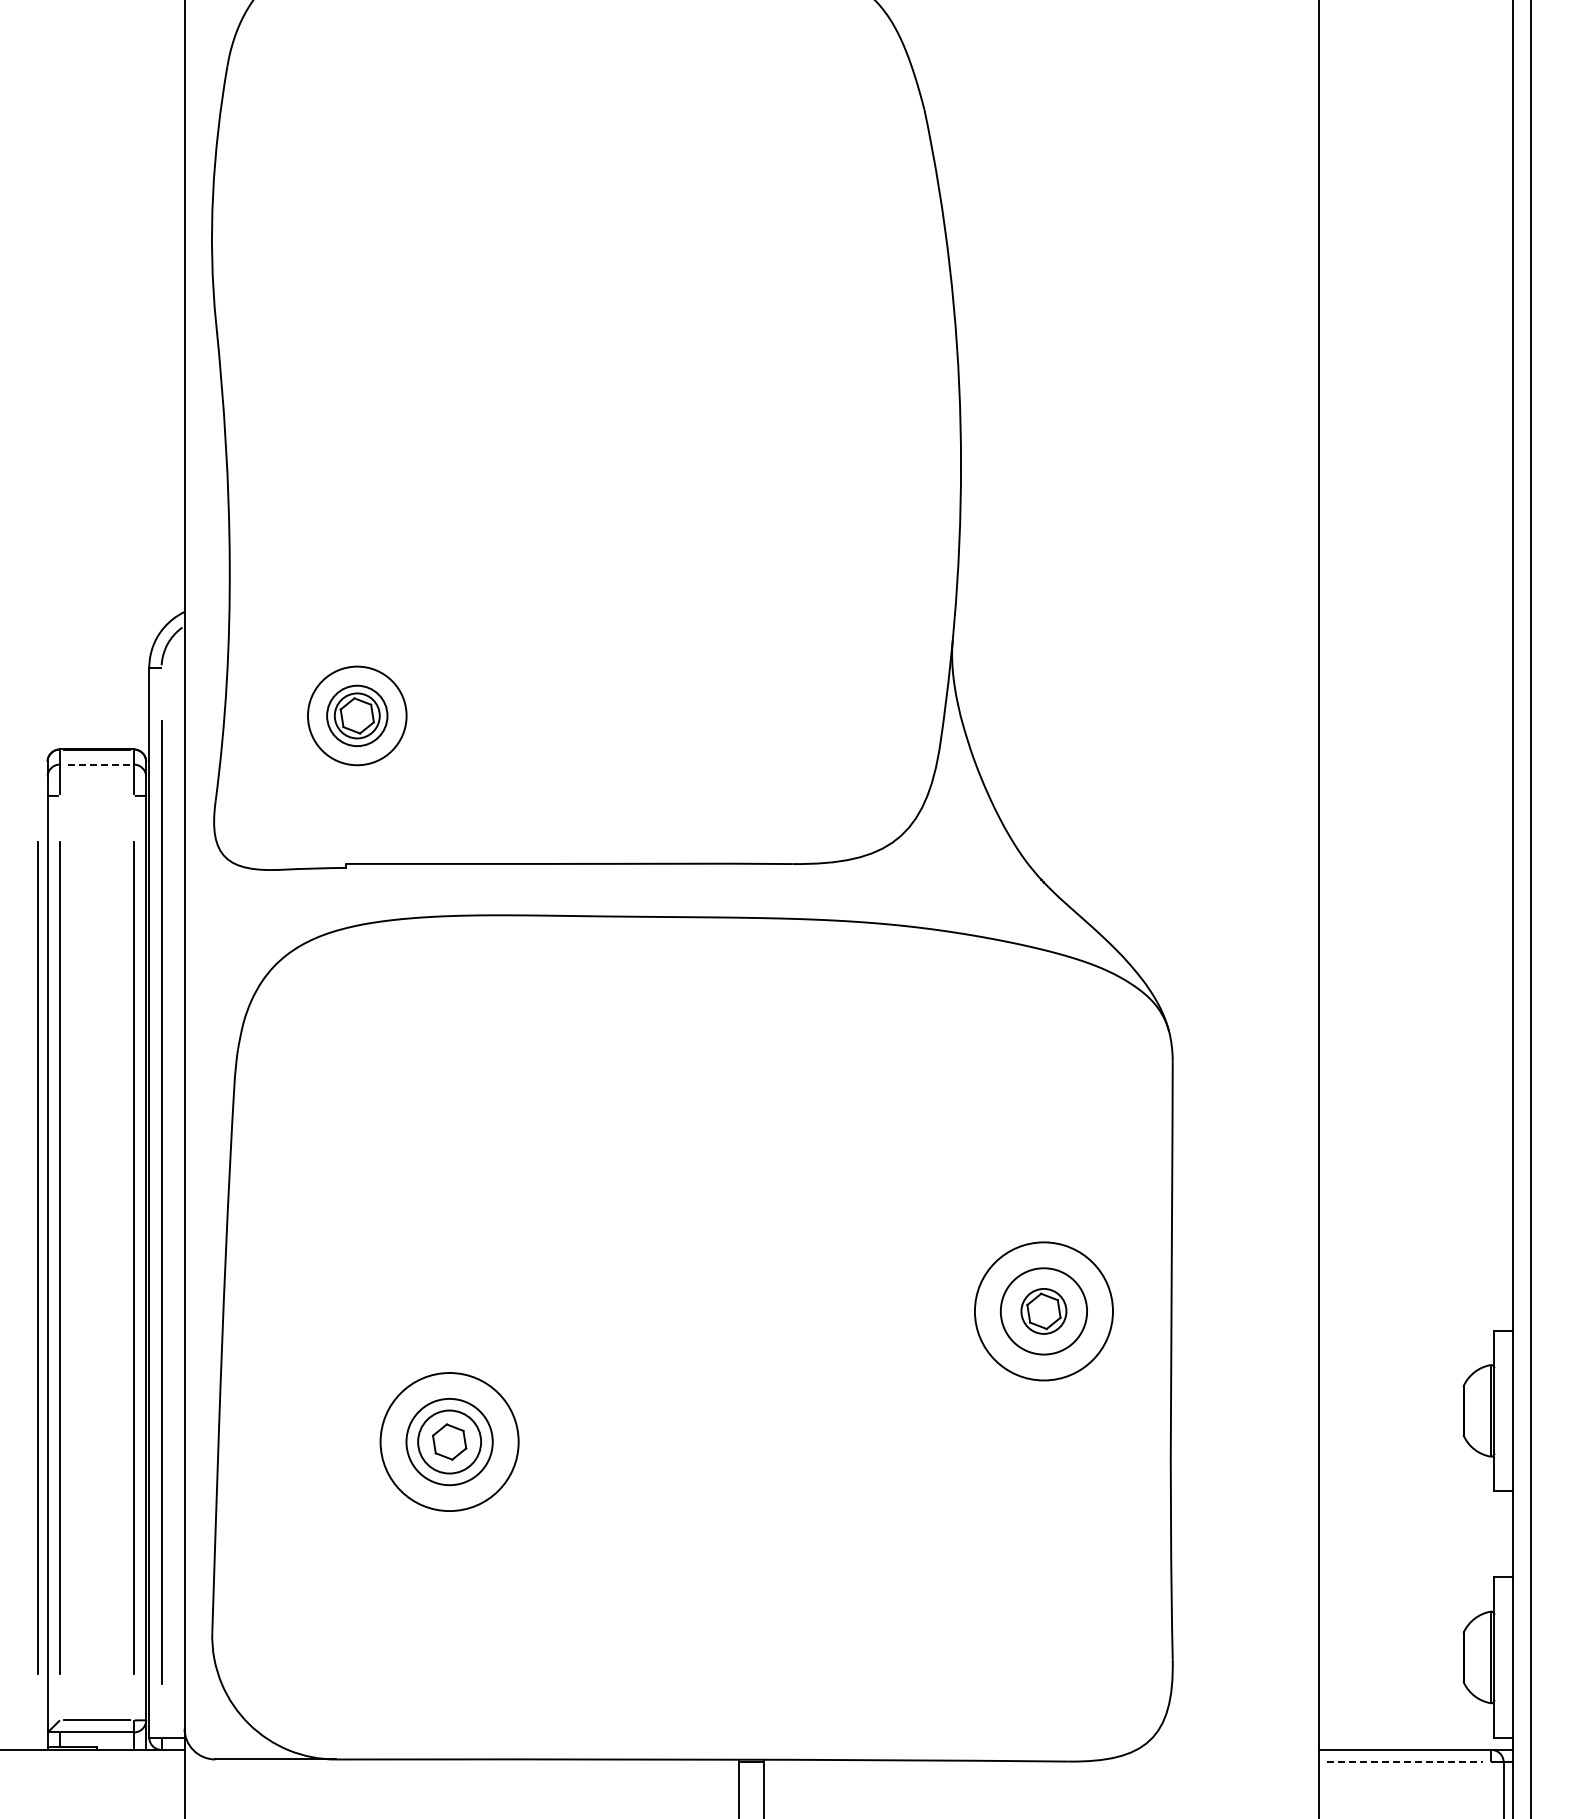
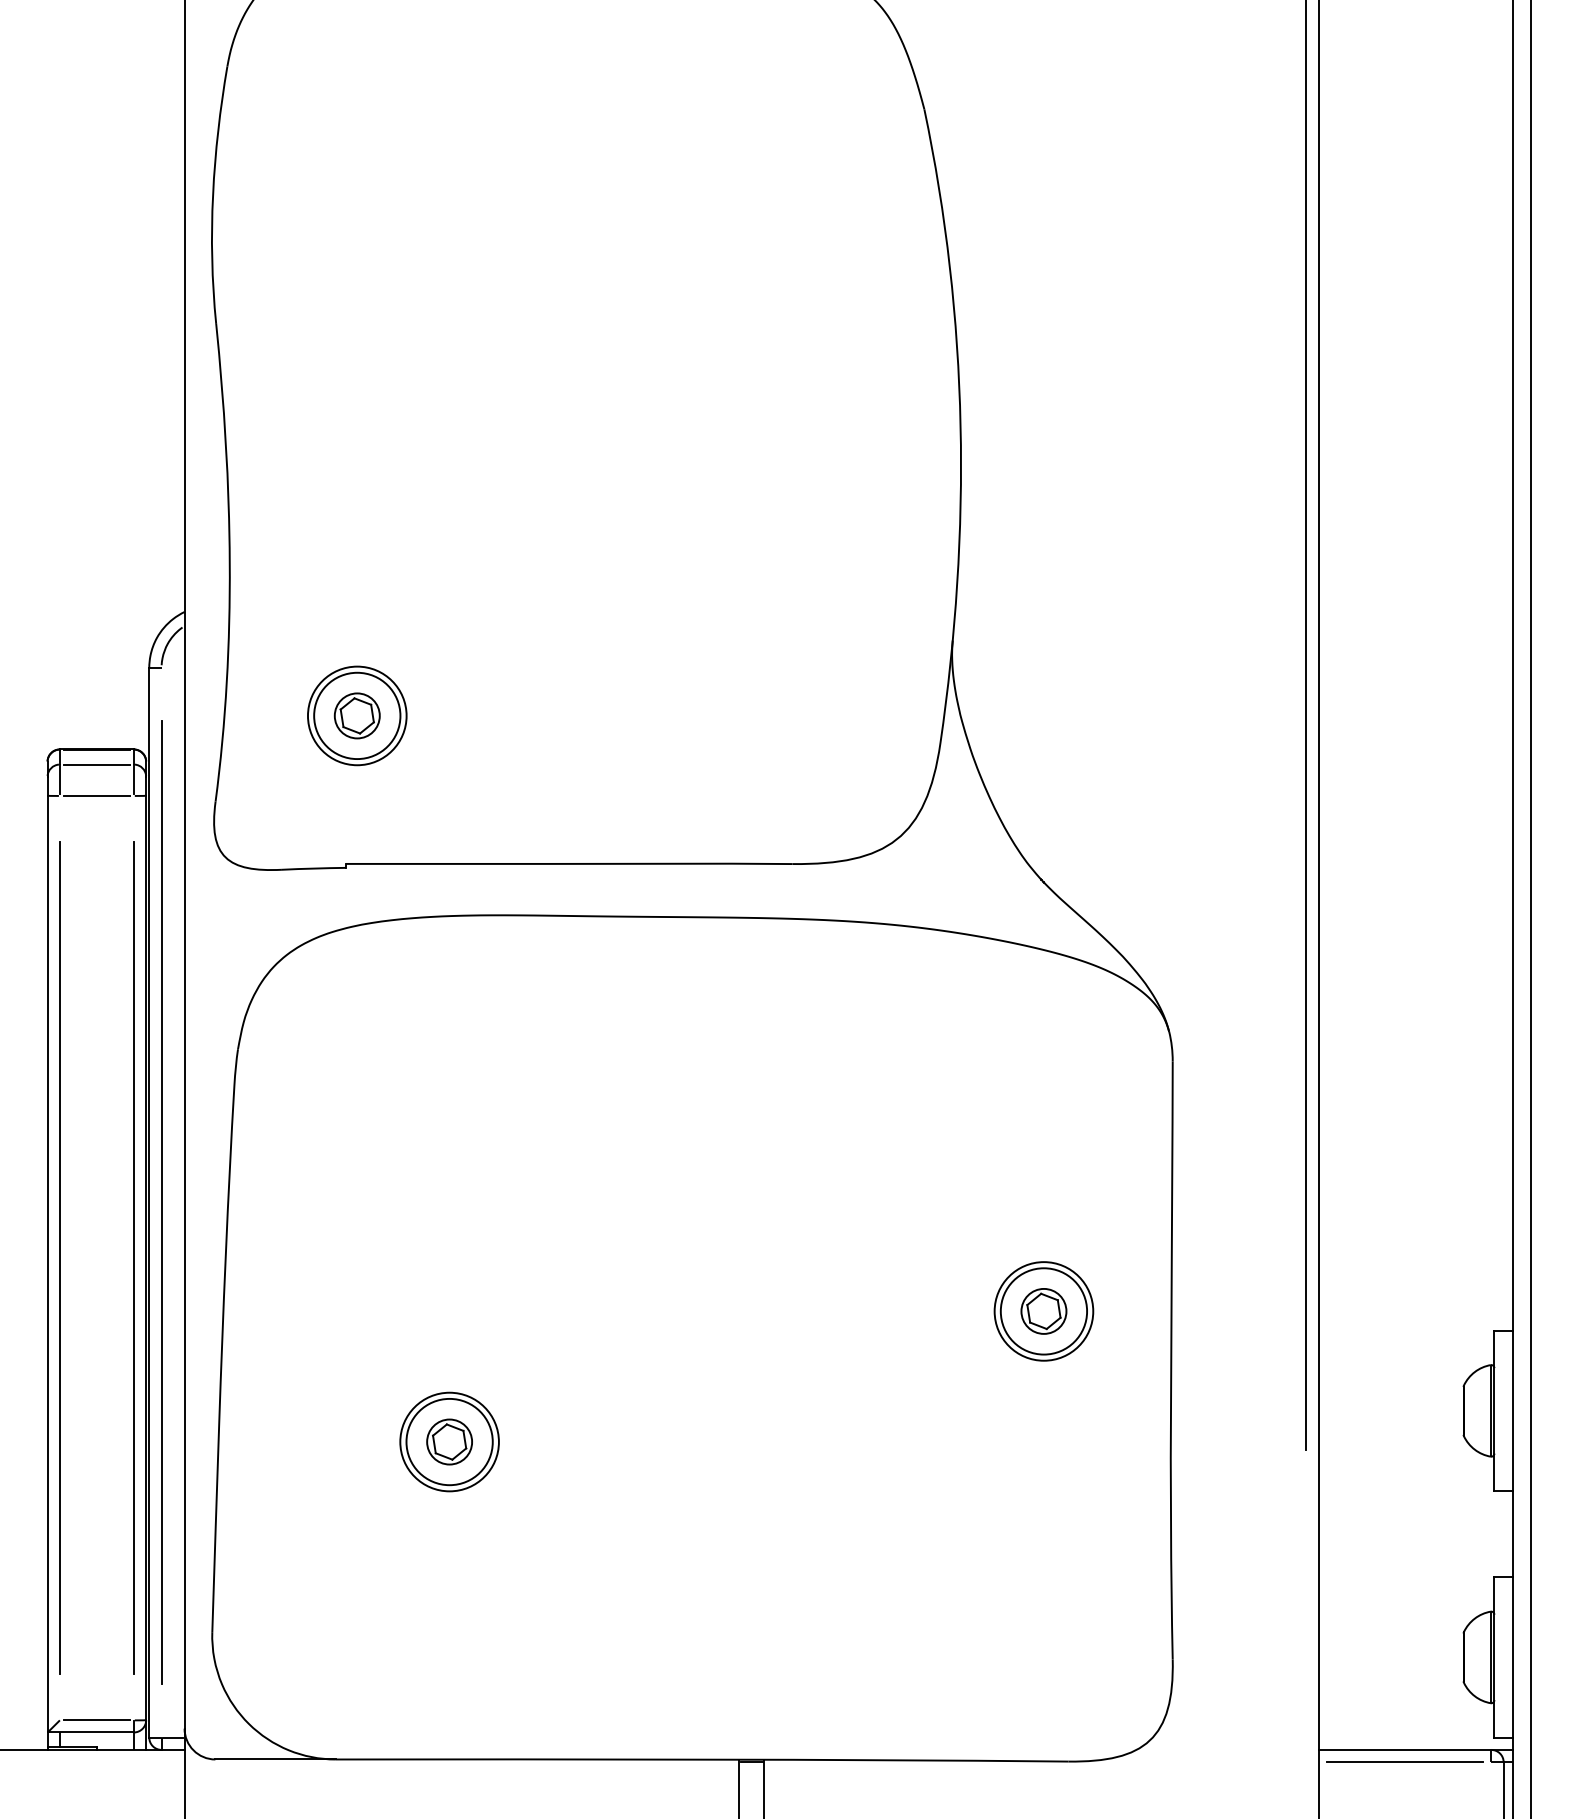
circle diameter: 60 px -> 86 px (357, 715)
line: none -> present (1306, 726)
line: dashed -> solid (96, 764)
line: none -> present (96, 795)
line: present -> none (37, 1257)
circle diameter: 138 px -> 99 px (1043, 1311)
circle diameter: 63 px -> 45 px (449, 1441)
circle diameter: 138 px -> 99 px (449, 1441)
line: dashed -> solid (1405, 1762)
